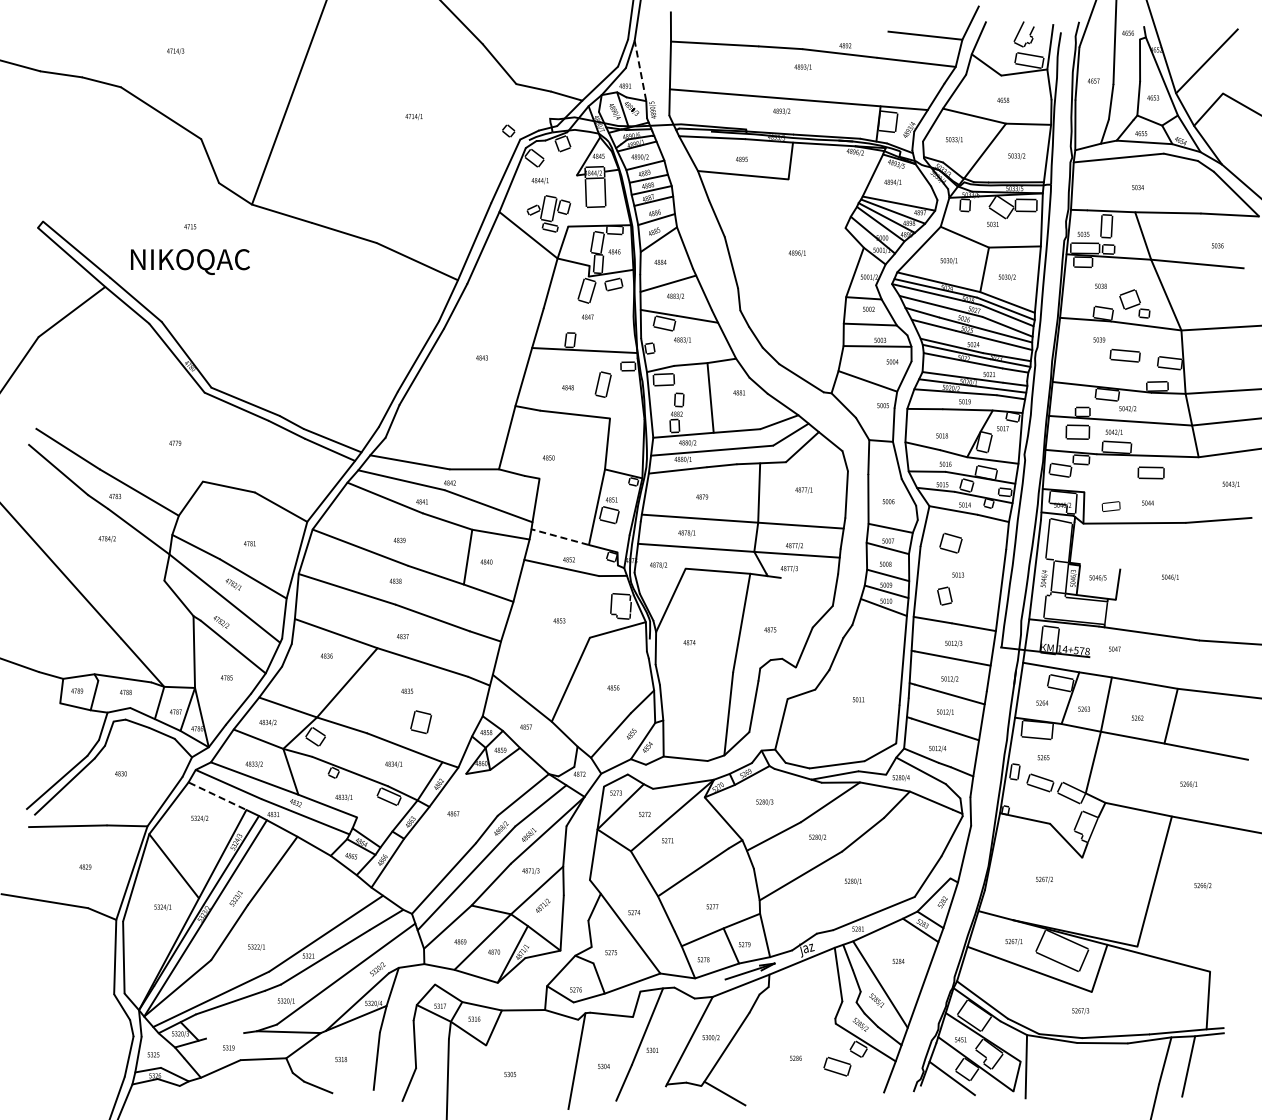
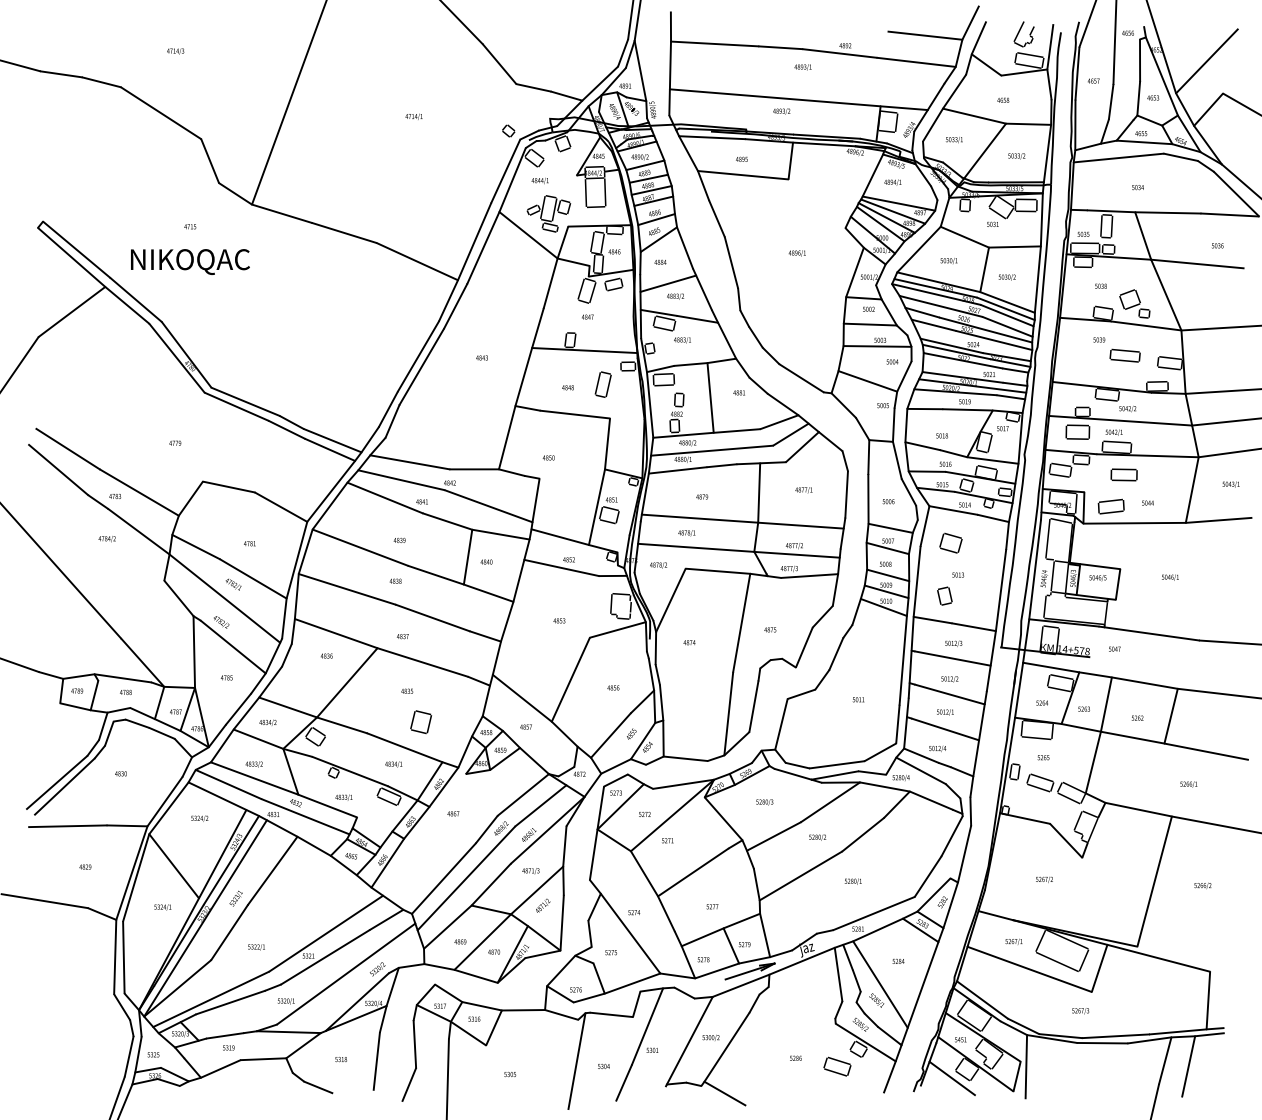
line: dashed -> solid (640, 70)
part position: (1150, 472) -> (1123, 474) (1123, 474)
line: none -> present (1191, 489)
part size: 20x12 px -> 28x17 px (1110, 506)
line: dashed -> solid (559, 537)
line: none -> present (1099, 566)
line: none -> present (809, 575)
line: dashed -> solid (217, 796)
line: none -> present (224, 1035)
